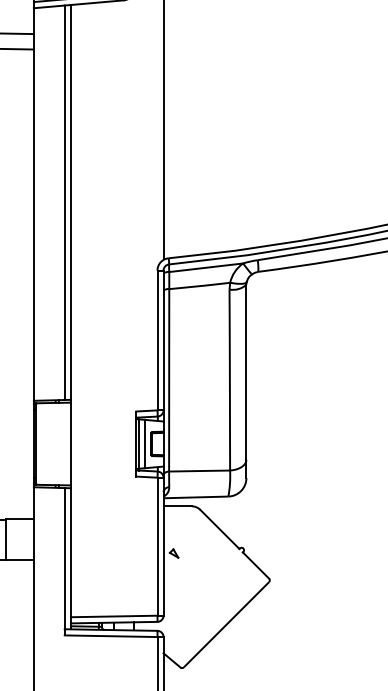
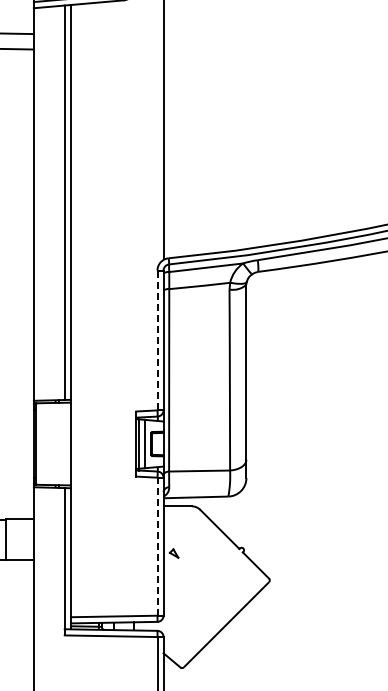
line: solid -> dashed (157, 340)
line: solid -> dashed (157, 546)
